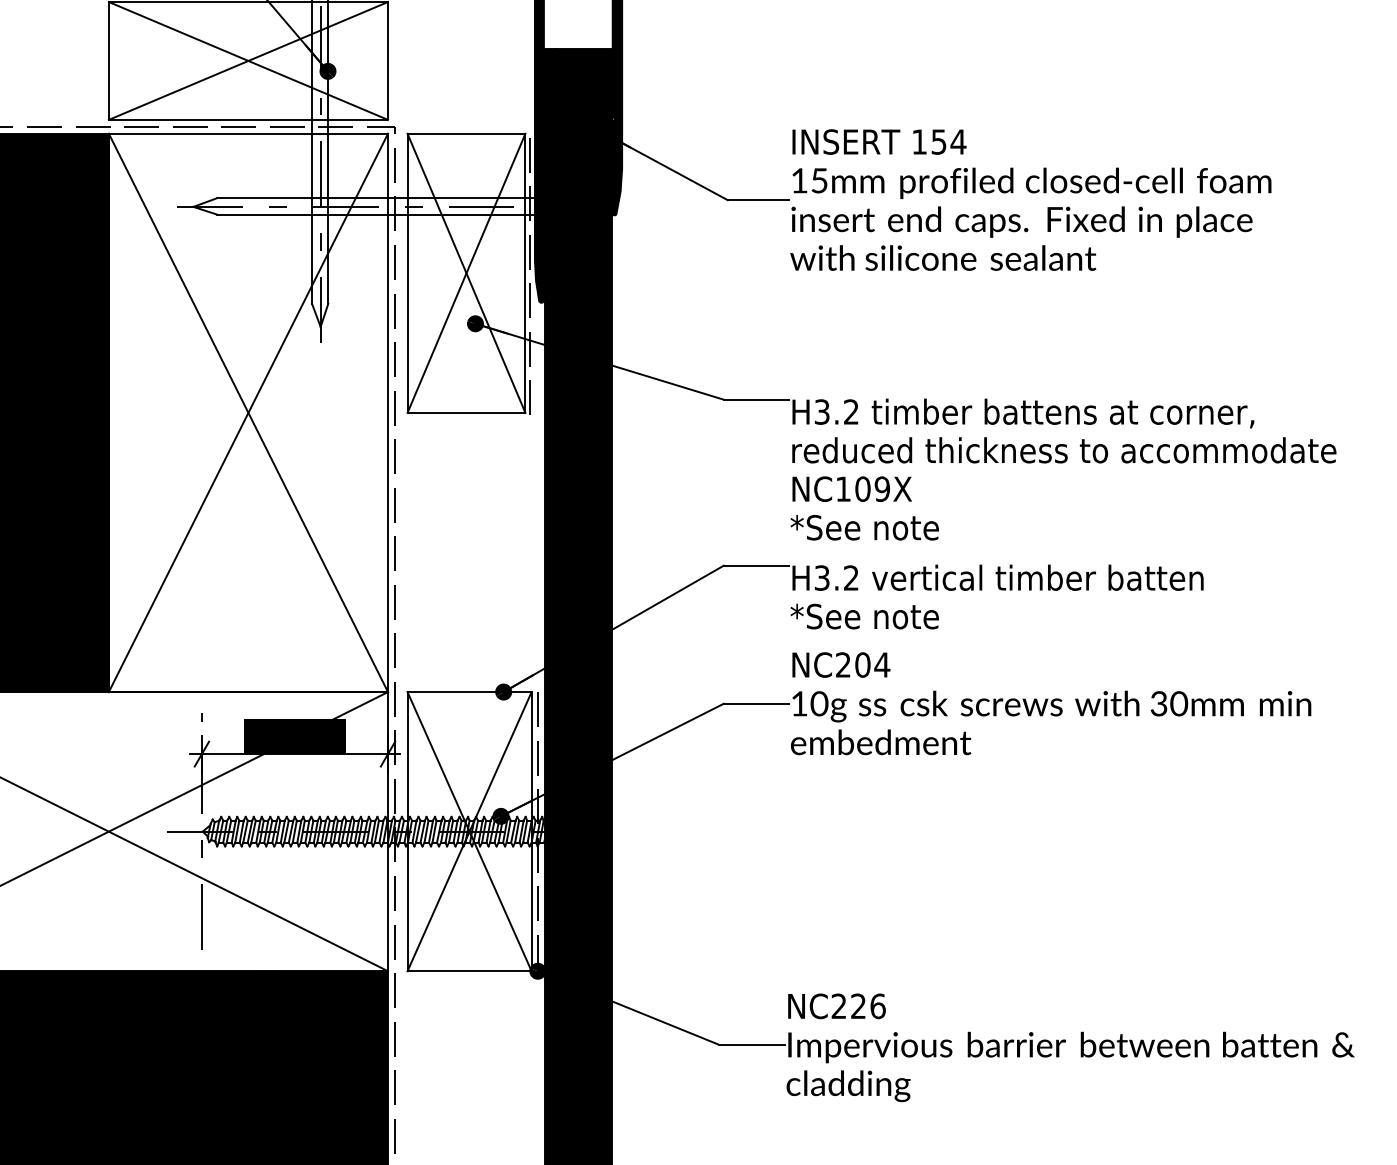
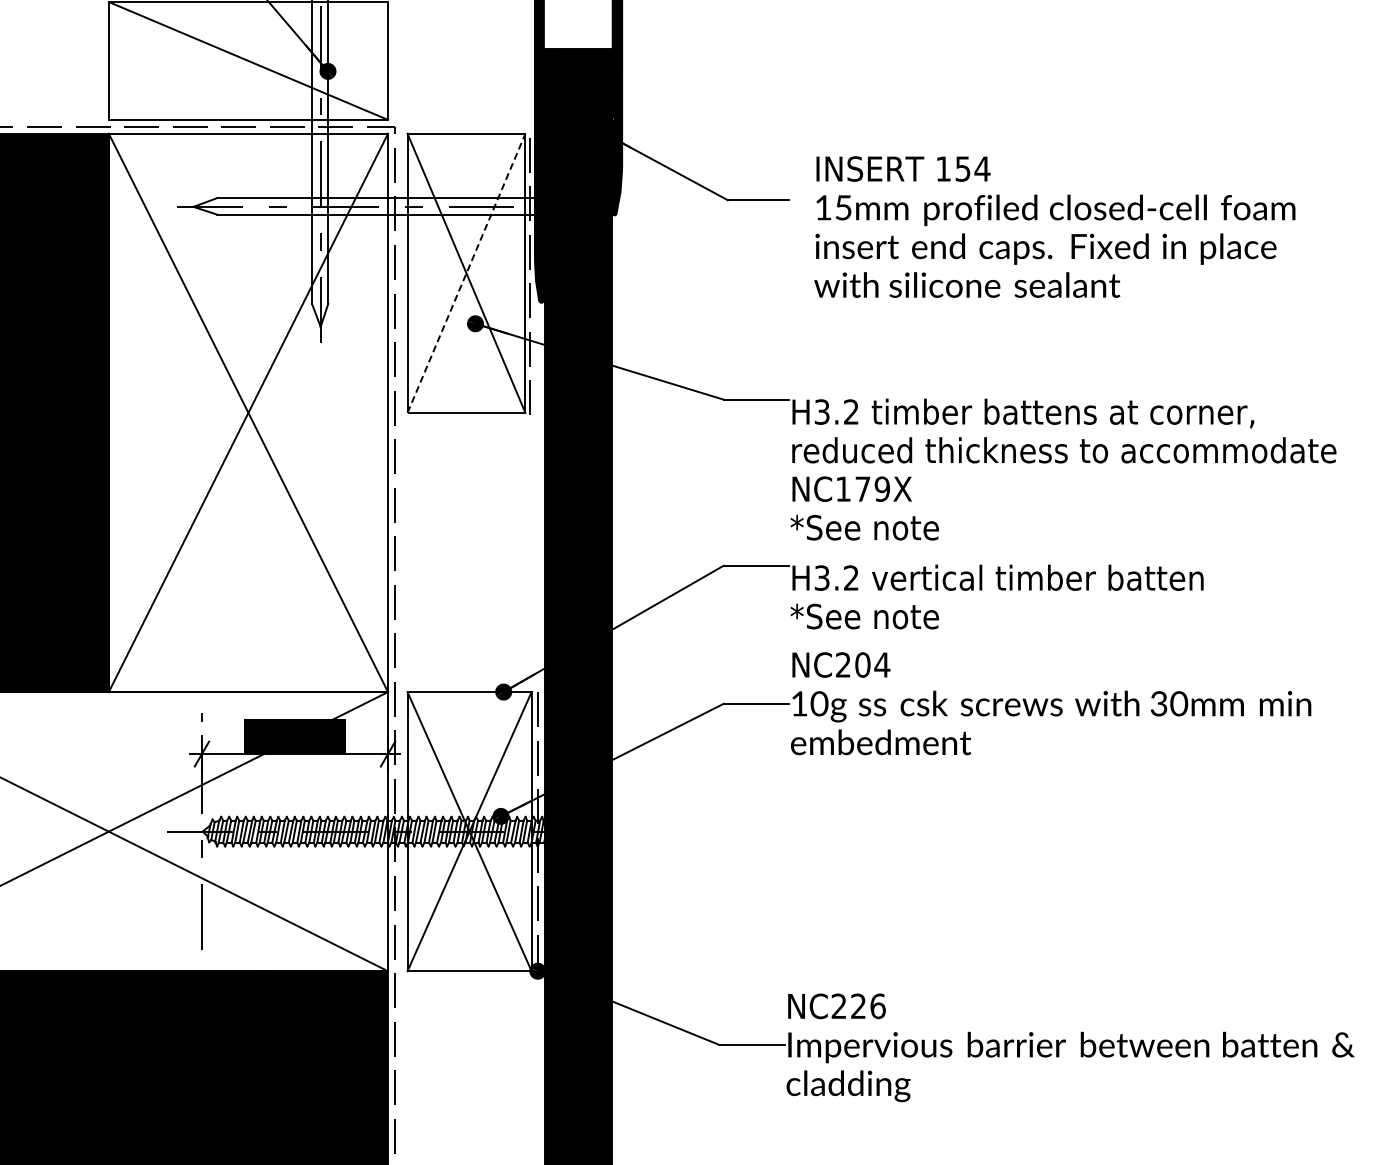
line: present -> none (248, 60)
text position: (1030, 199) -> (1054, 226) (1054, 226)
line: solid -> dashed (466, 273)
text: NC109X -> NC179X (862, 488)
